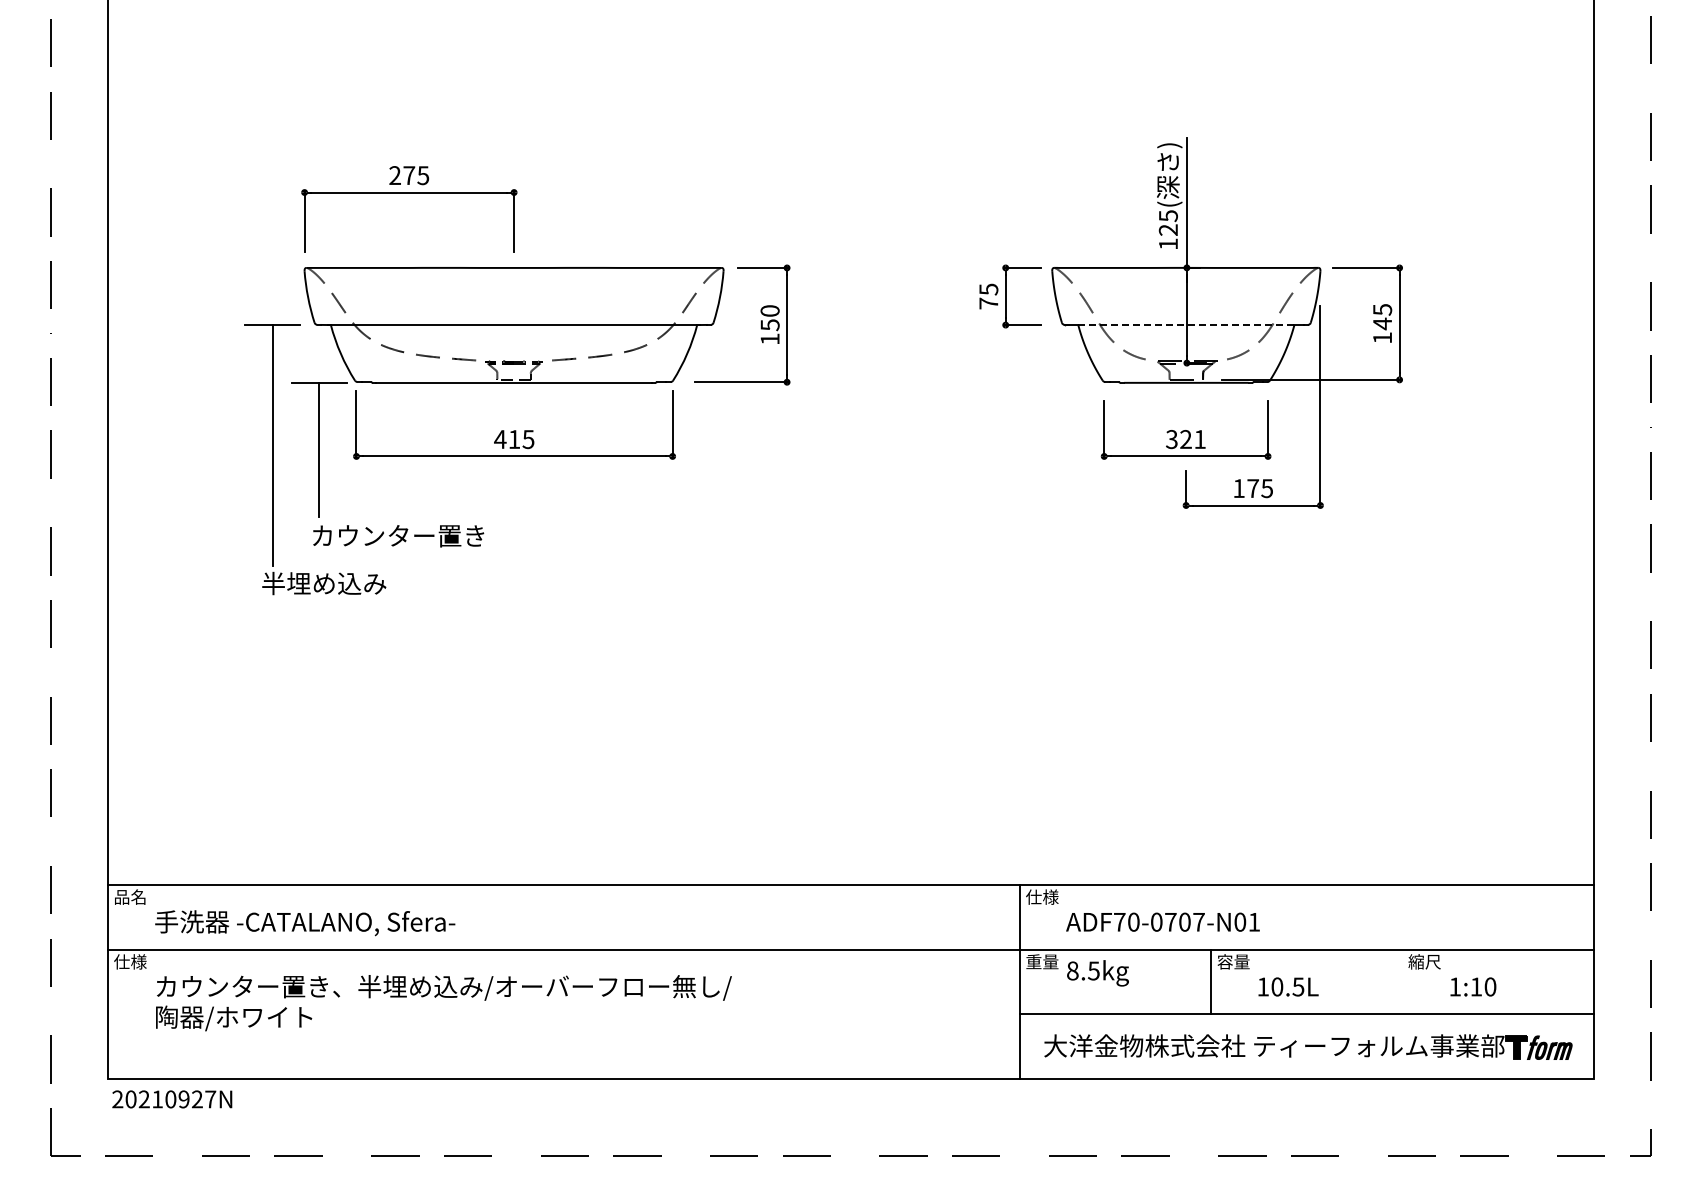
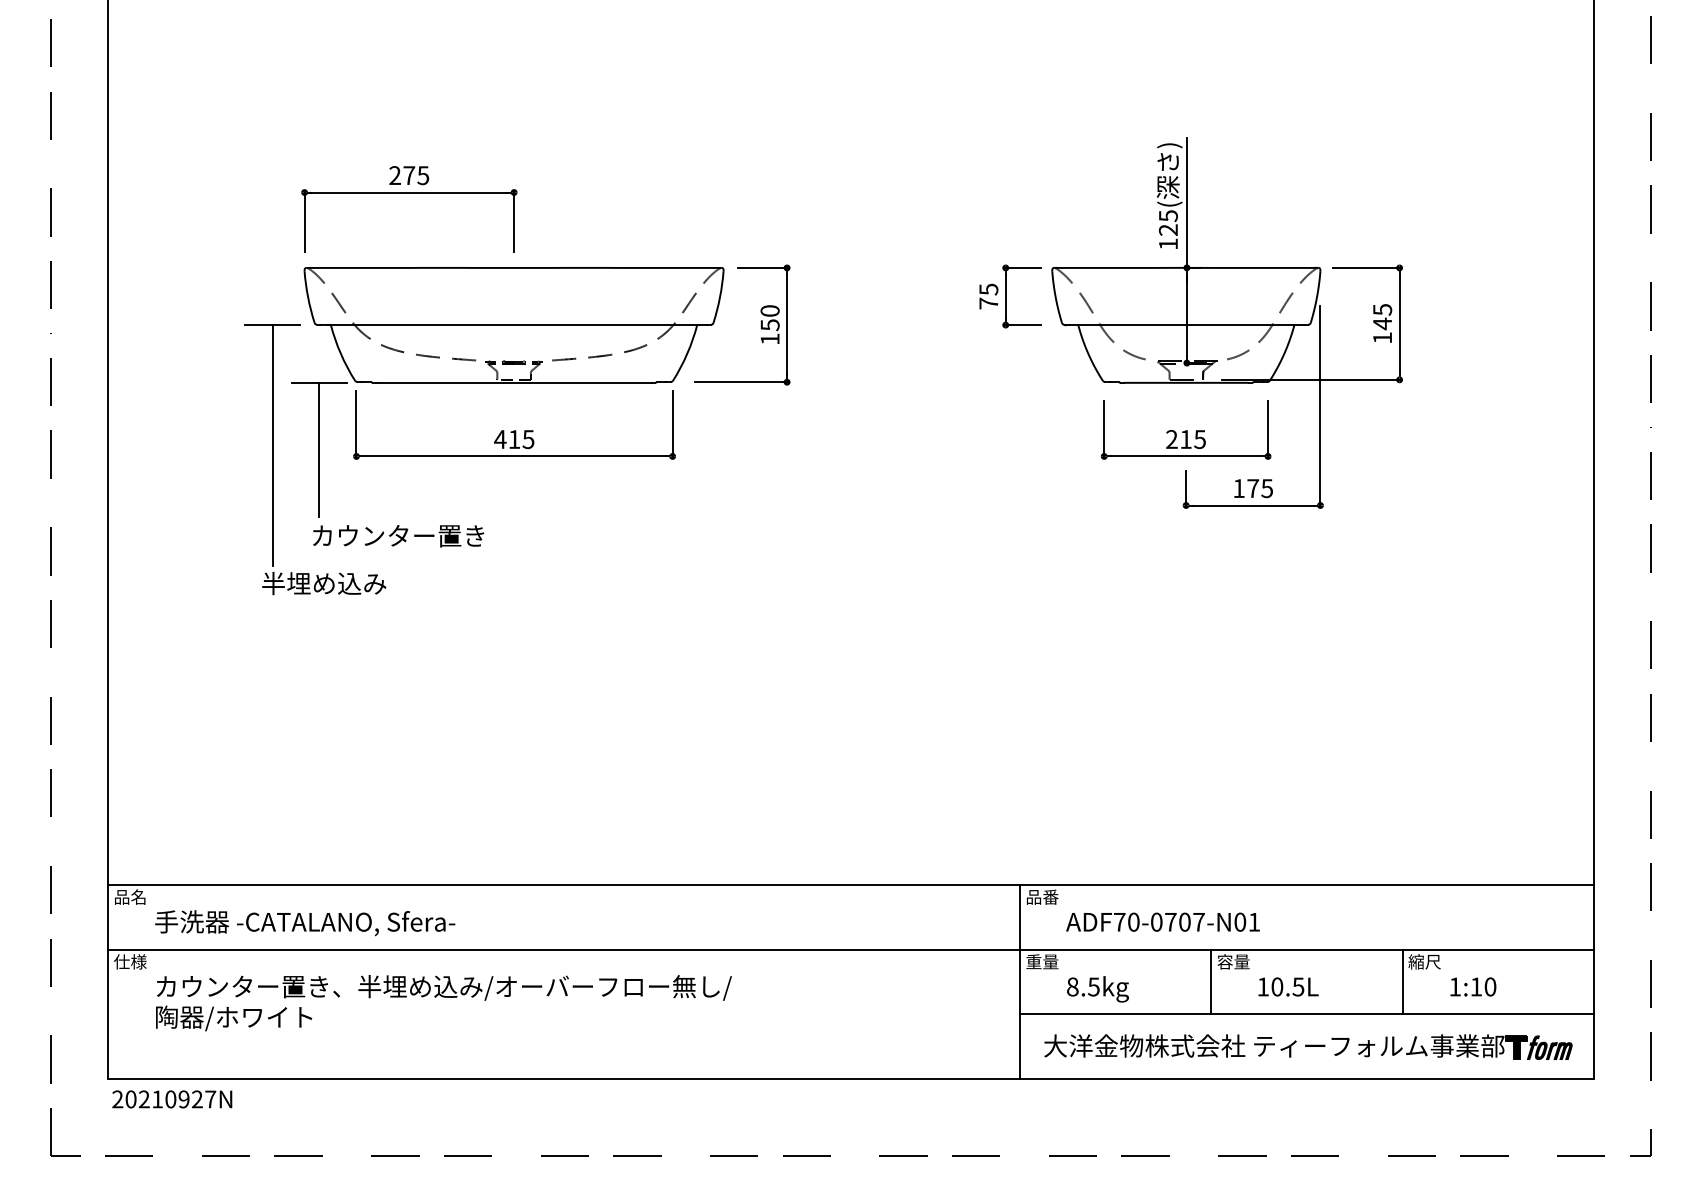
line: dashed -> solid (1185, 324)
text: 321 -> 215 (1185, 439)
text: 仕様 -> 品番 (1042, 896)
text position: (1097, 973) -> (1097, 989) (1097, 989)
line: none -> present (1402, 981)
